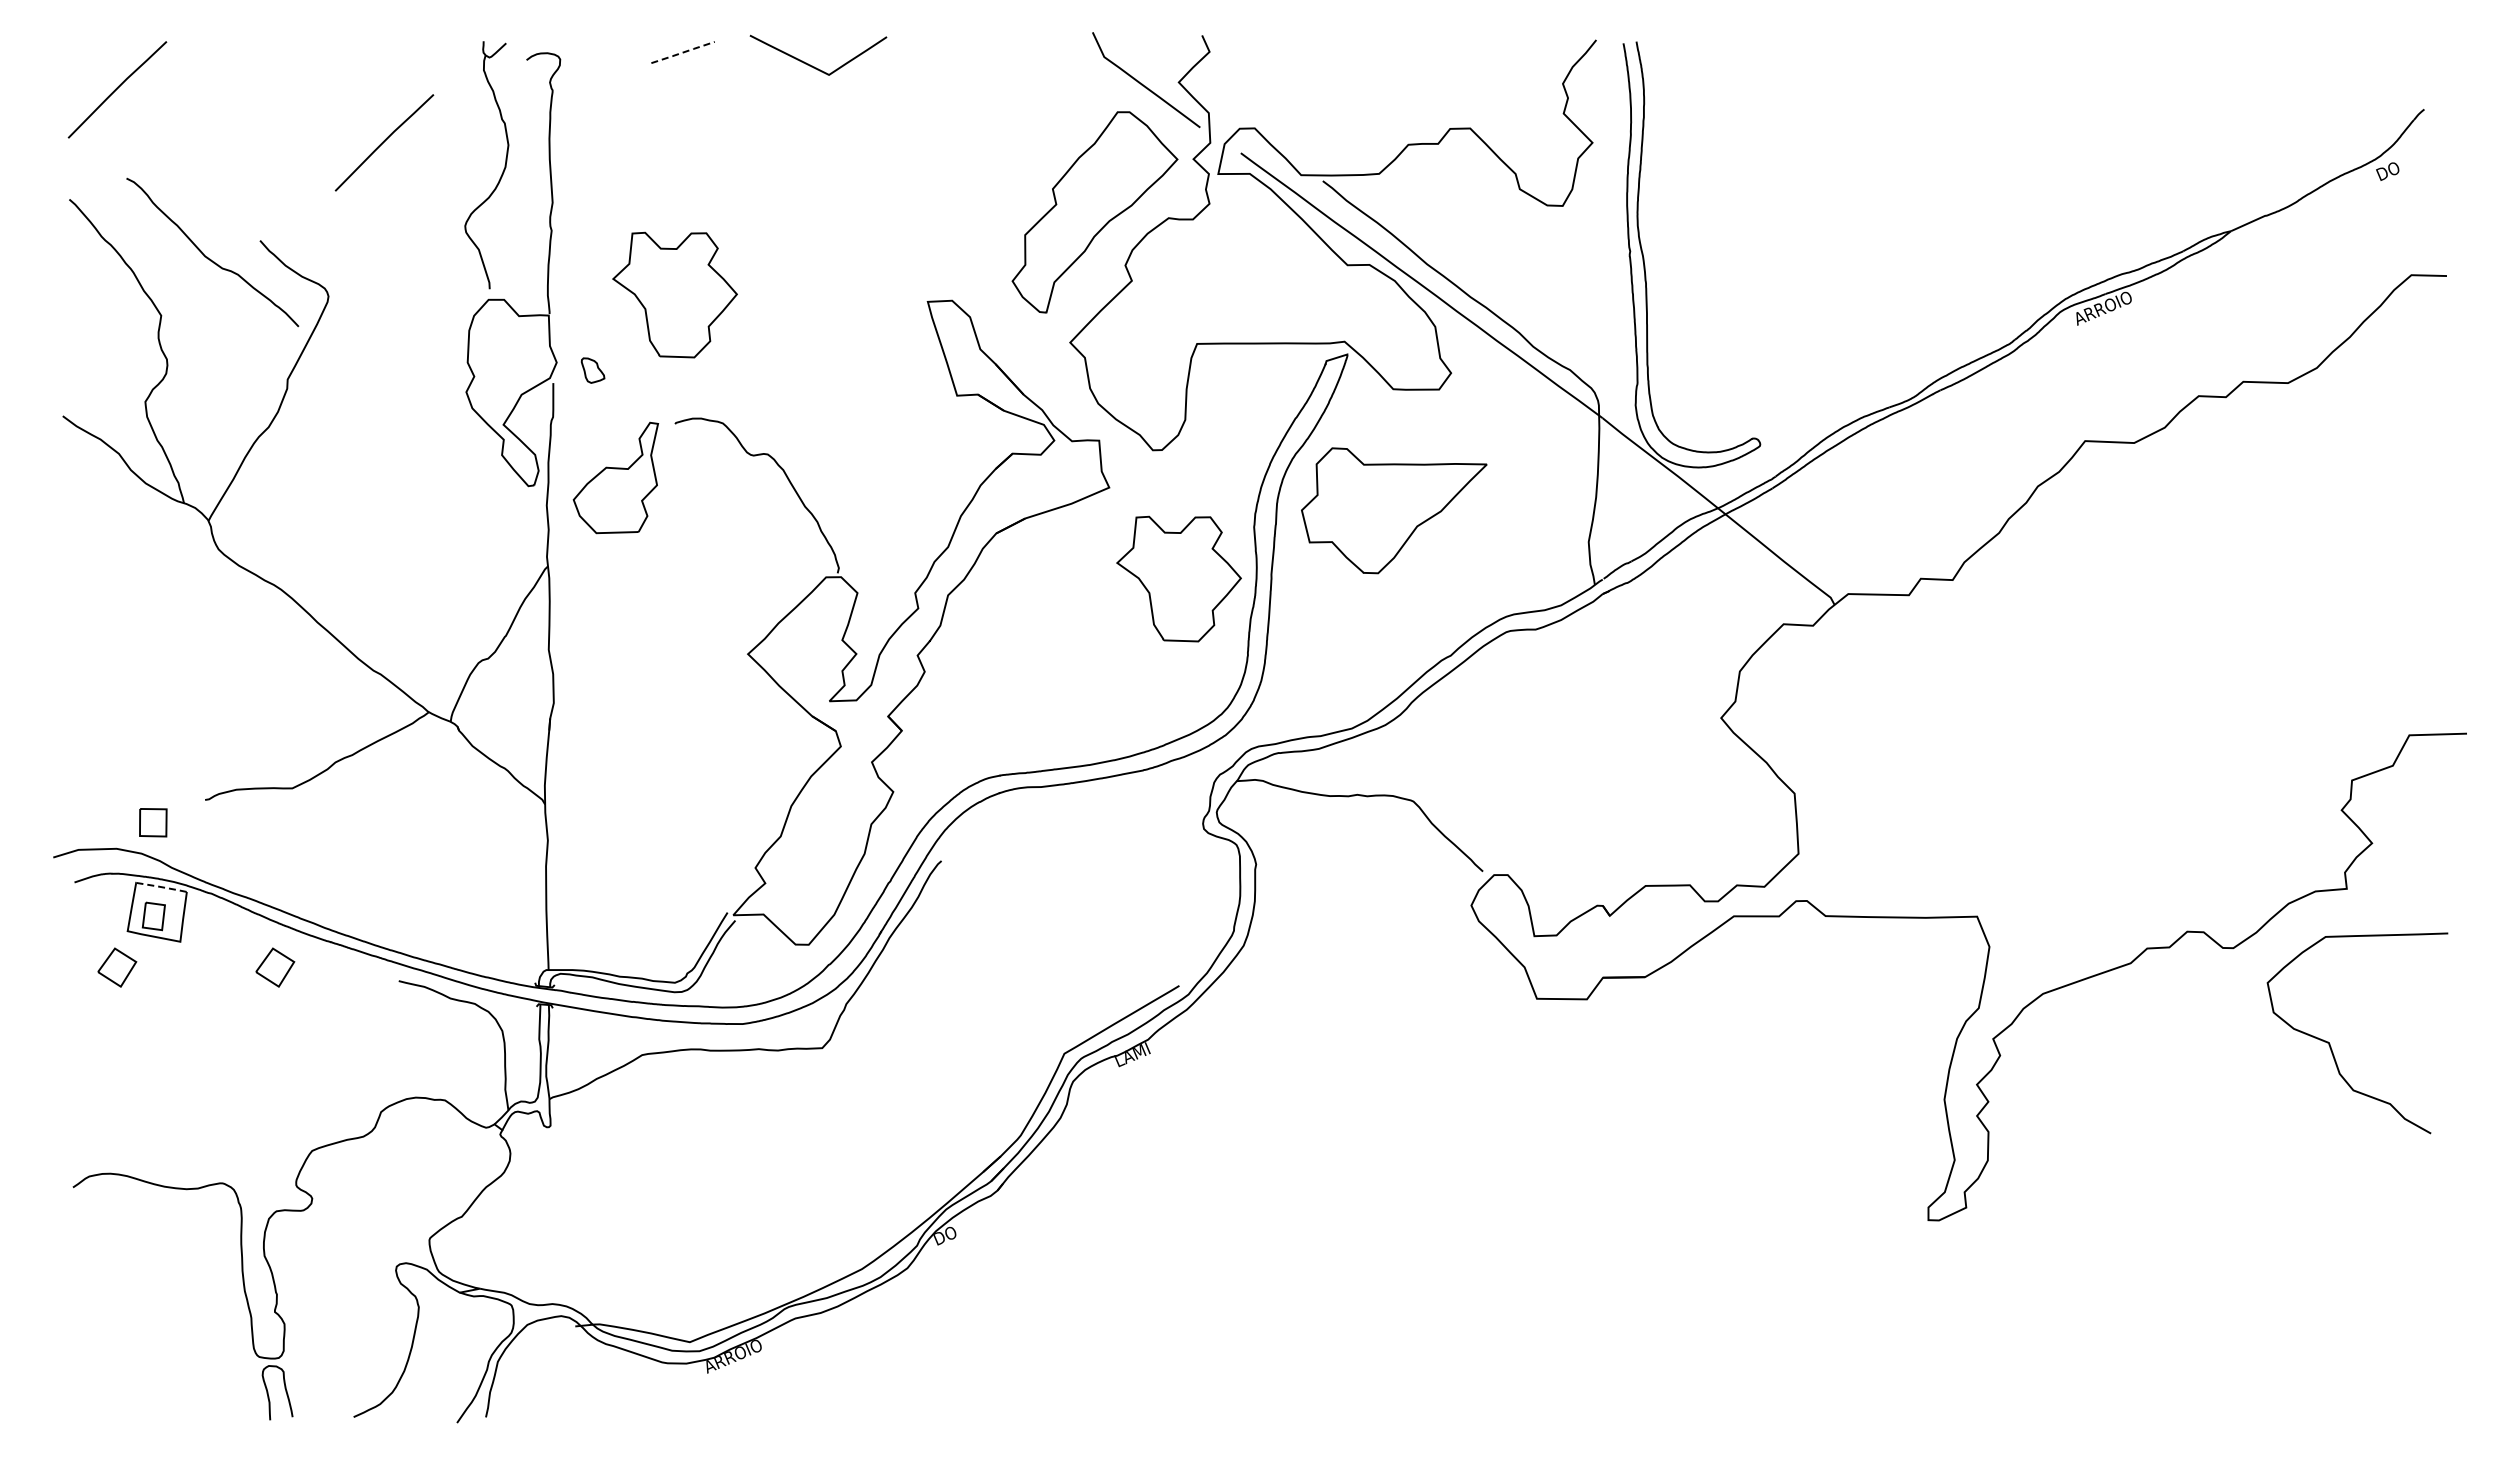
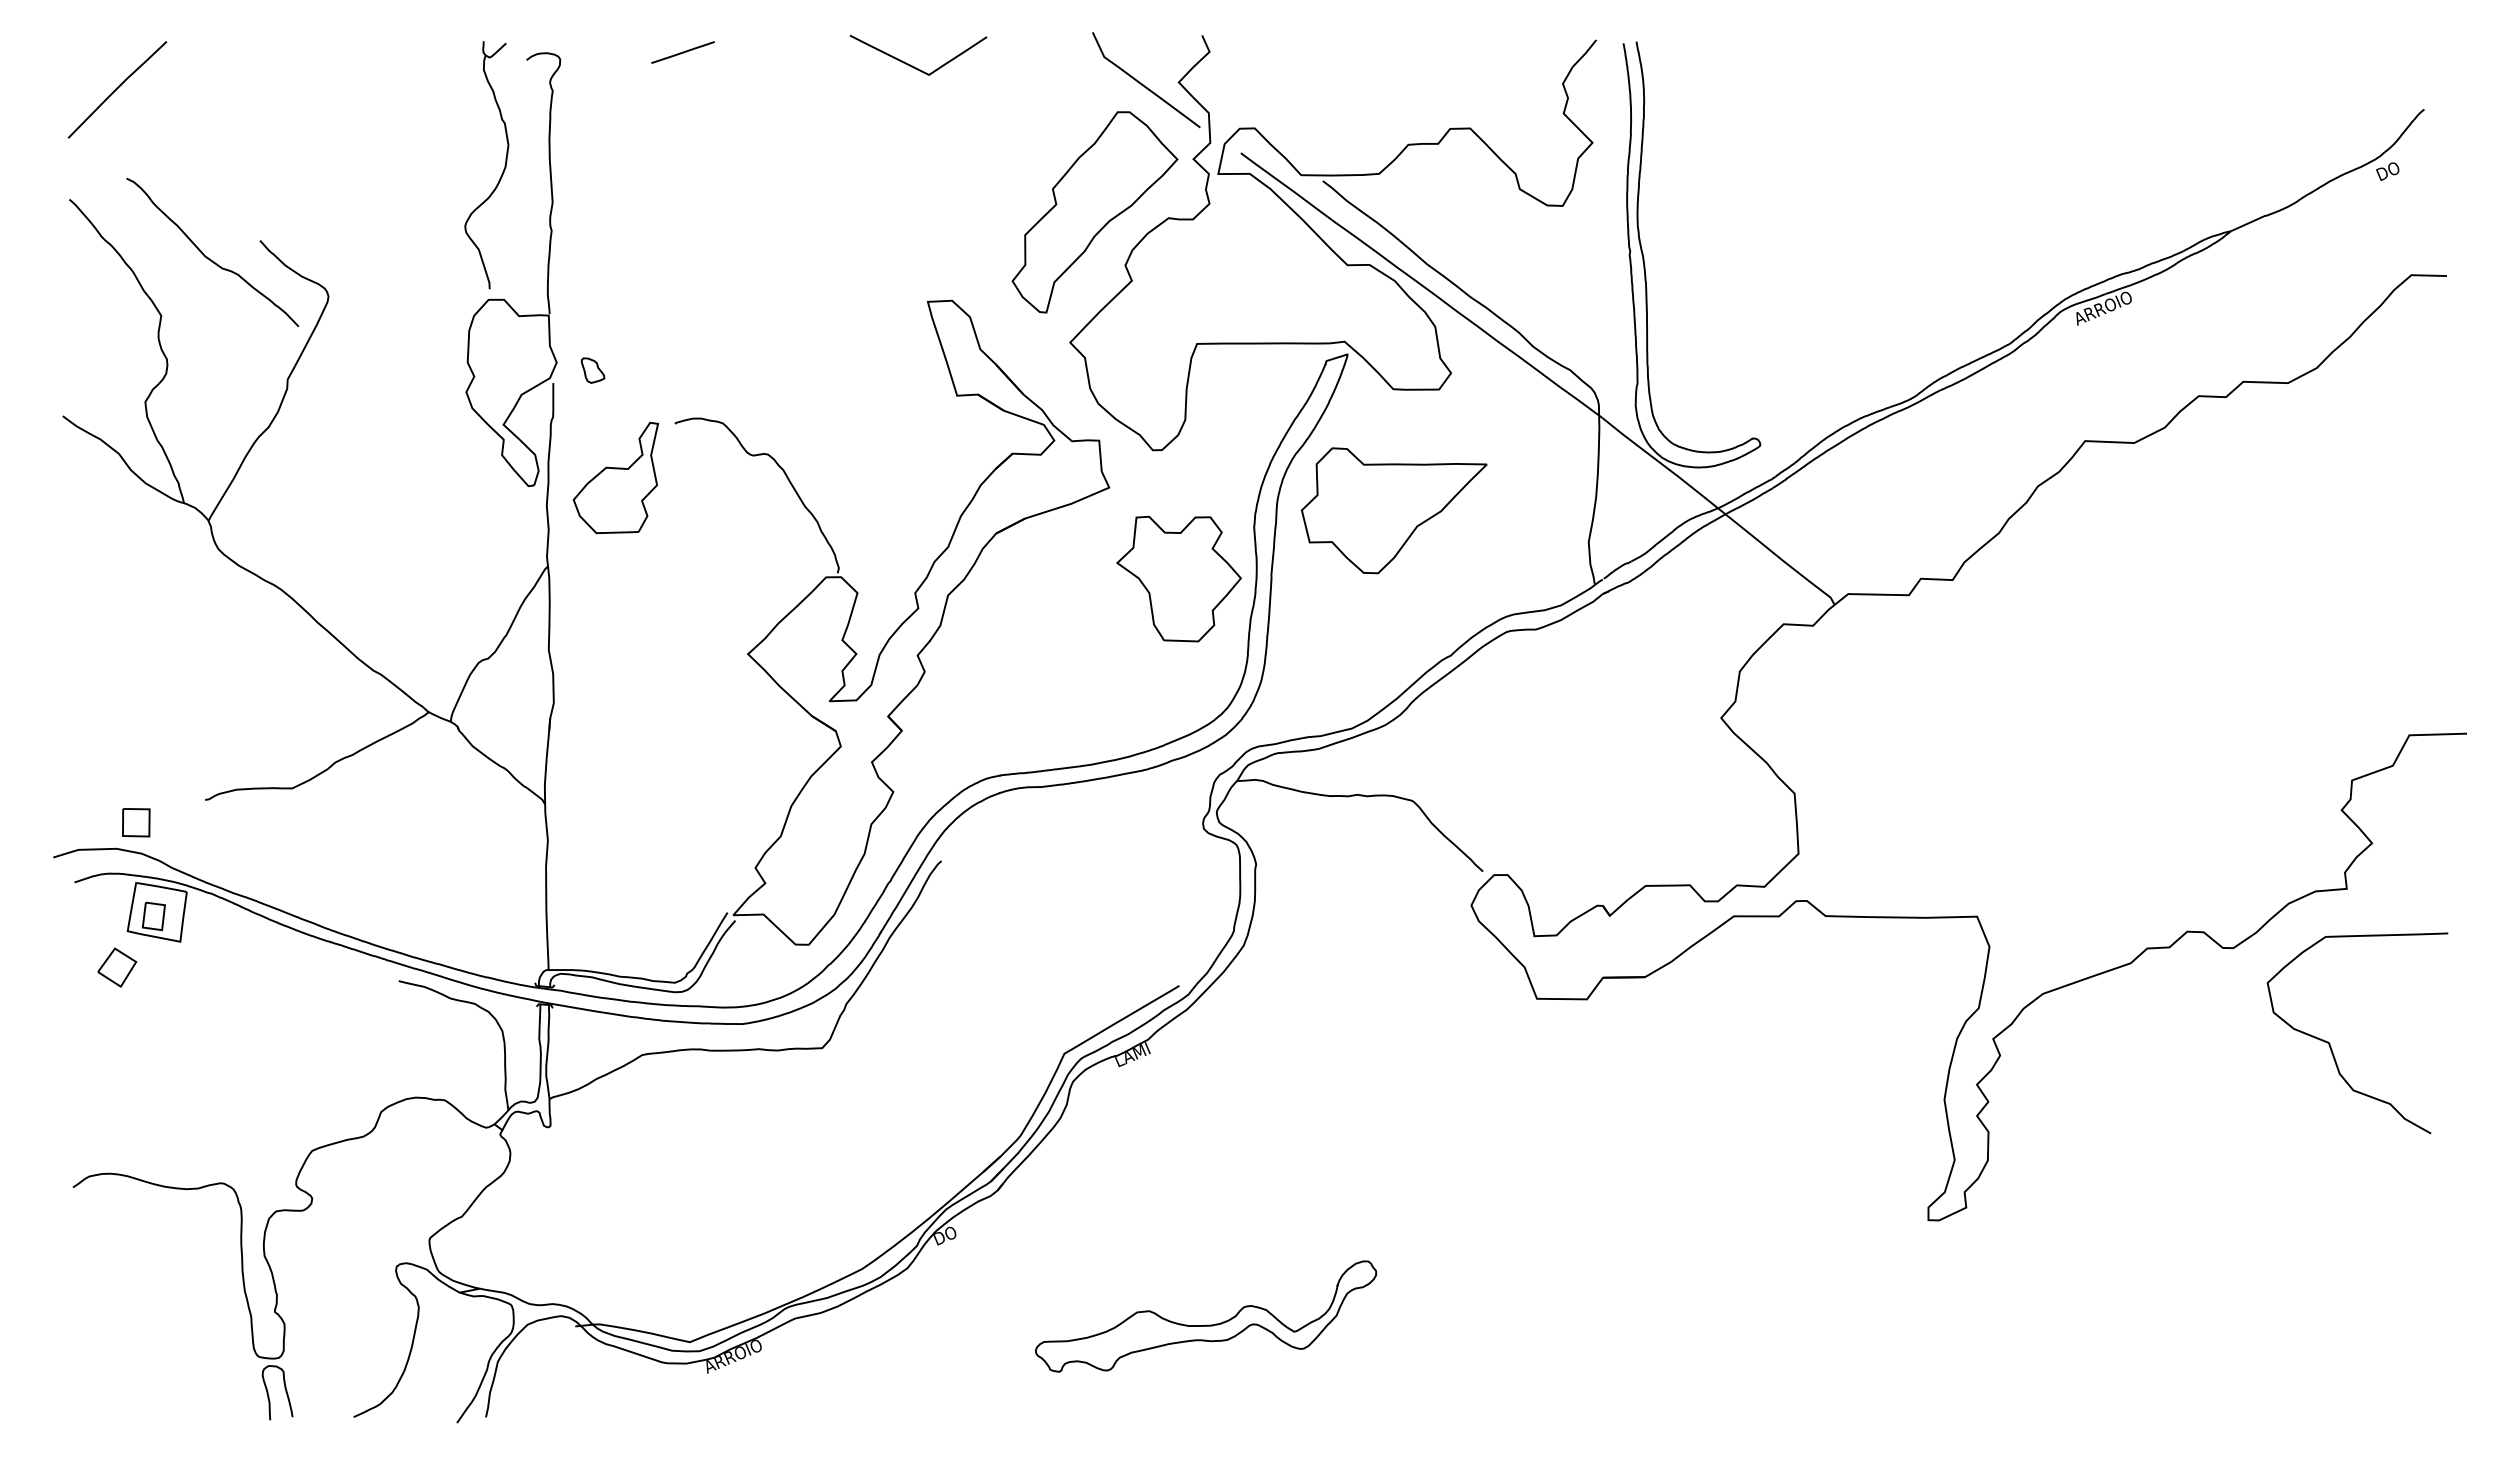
line: dashed -> solid (683, 52)
curve position: (812, 65) -> (912, 65) (912, 65)
curve: present -> none (384, 142)
part: present -> none (674, 294)
part position: (153, 822) -> (136, 822) (136, 822)
line: dashed -> solid (162, 887)
part: present -> none (275, 967)
part: none -> present (1206, 1324)
